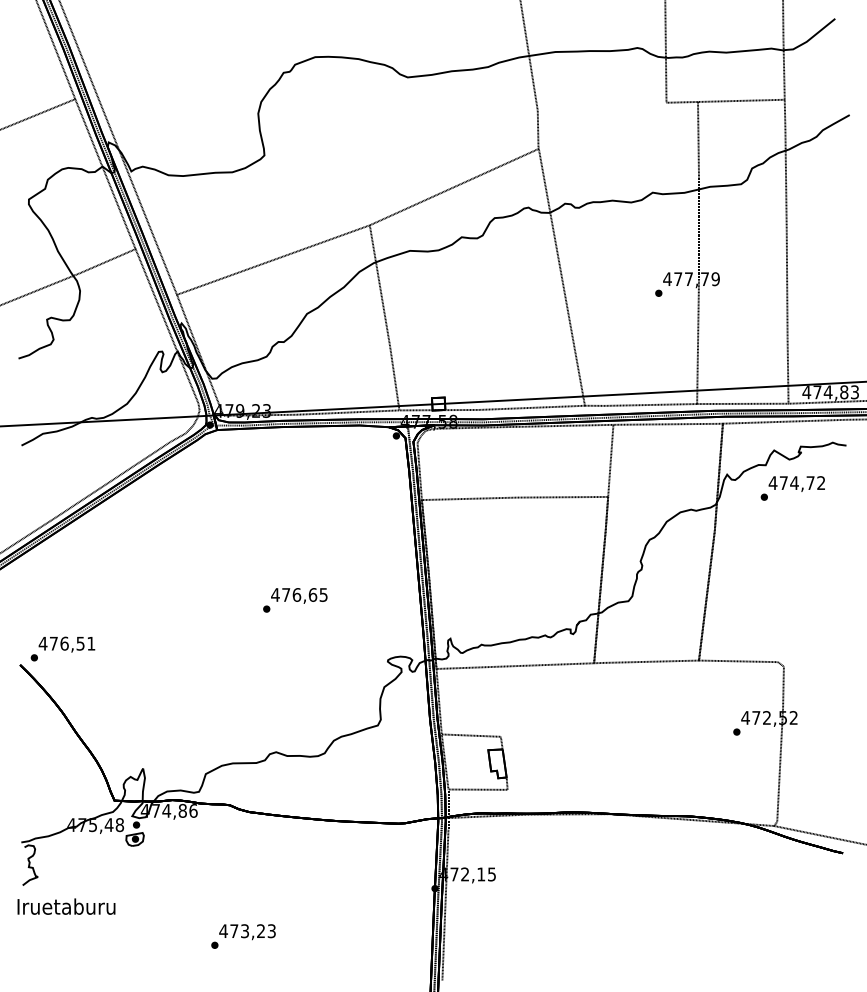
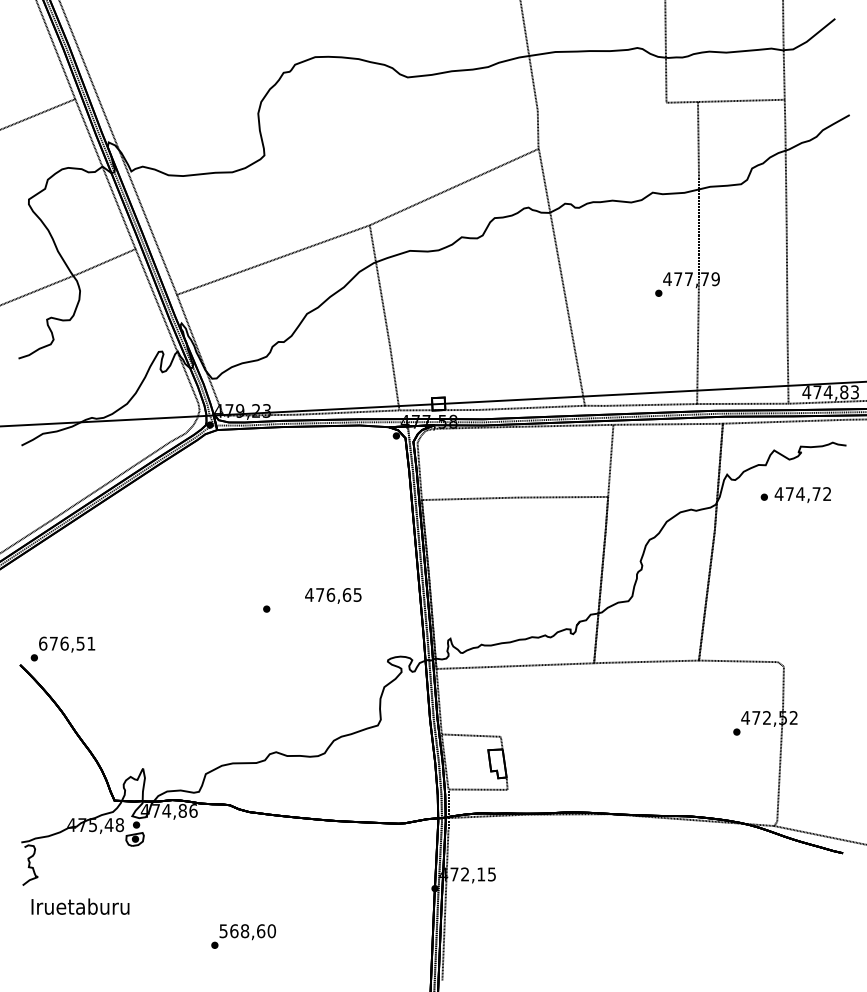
text position: (796, 483) -> (802, 494) (802, 494)
text position: (299, 595) -> (333, 595) (333, 595)
text: 476,51 -> 676,51 (42, 643)
text position: (66, 906) -> (80, 906) (80, 906)
text: 473,23 -> 568,60 (247, 931)
